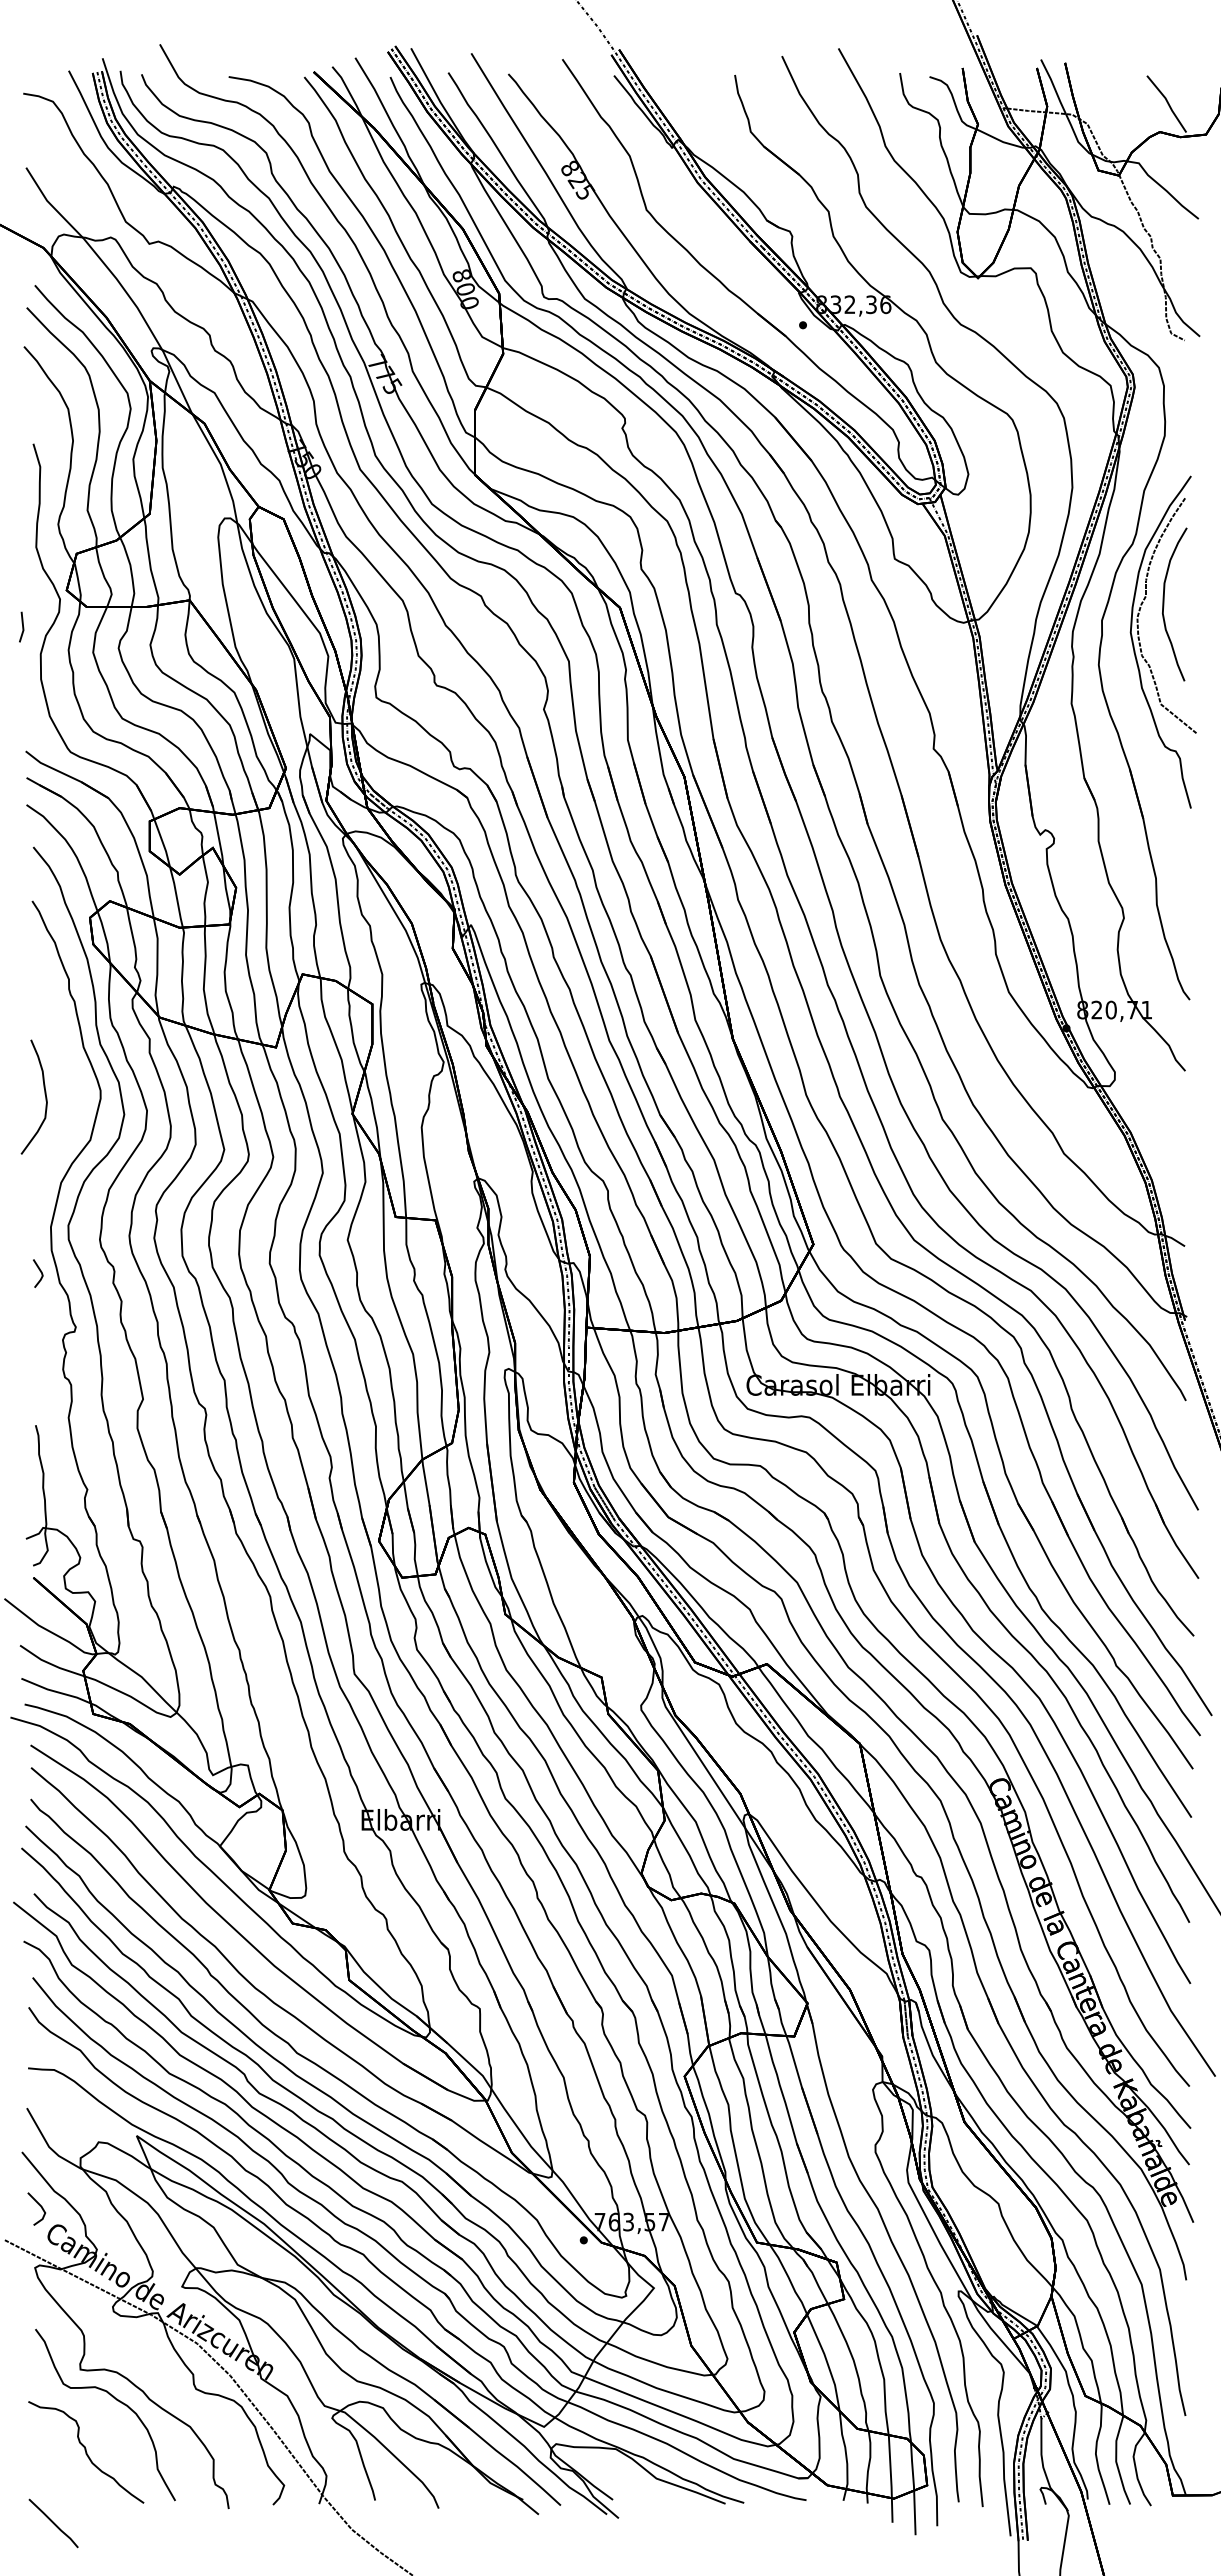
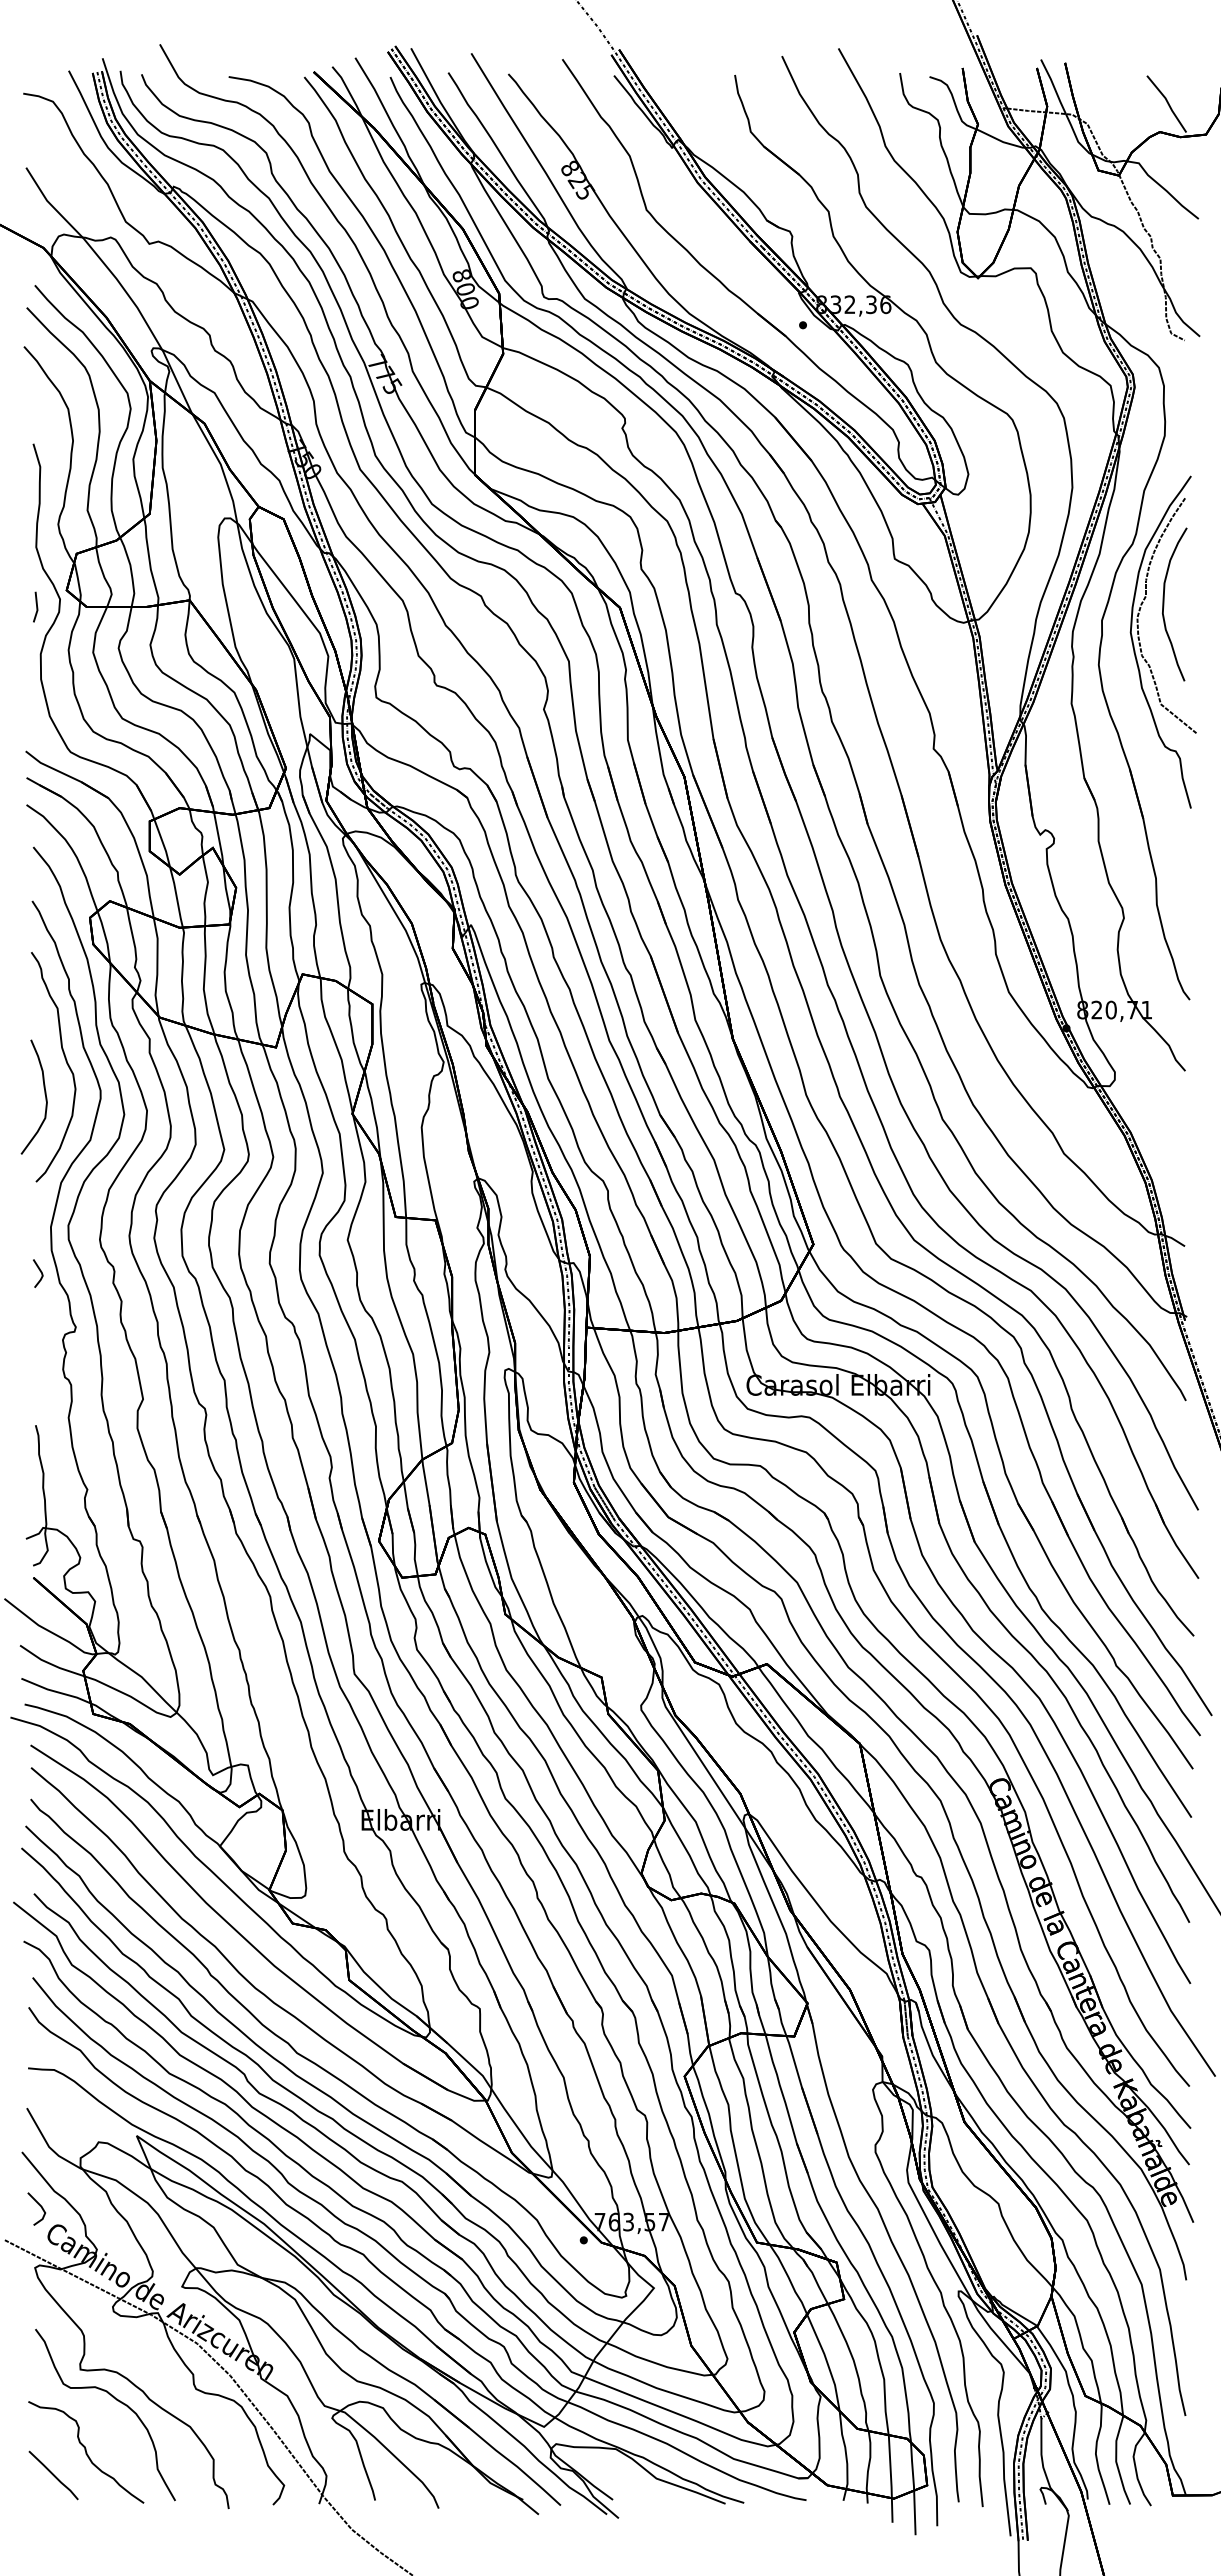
line position: (22, 626) -> (36, 606) (36, 606)
curve: none -> present (65, 1061)
line position: (53, 2523) -> (53, 2475) (53, 2475)
